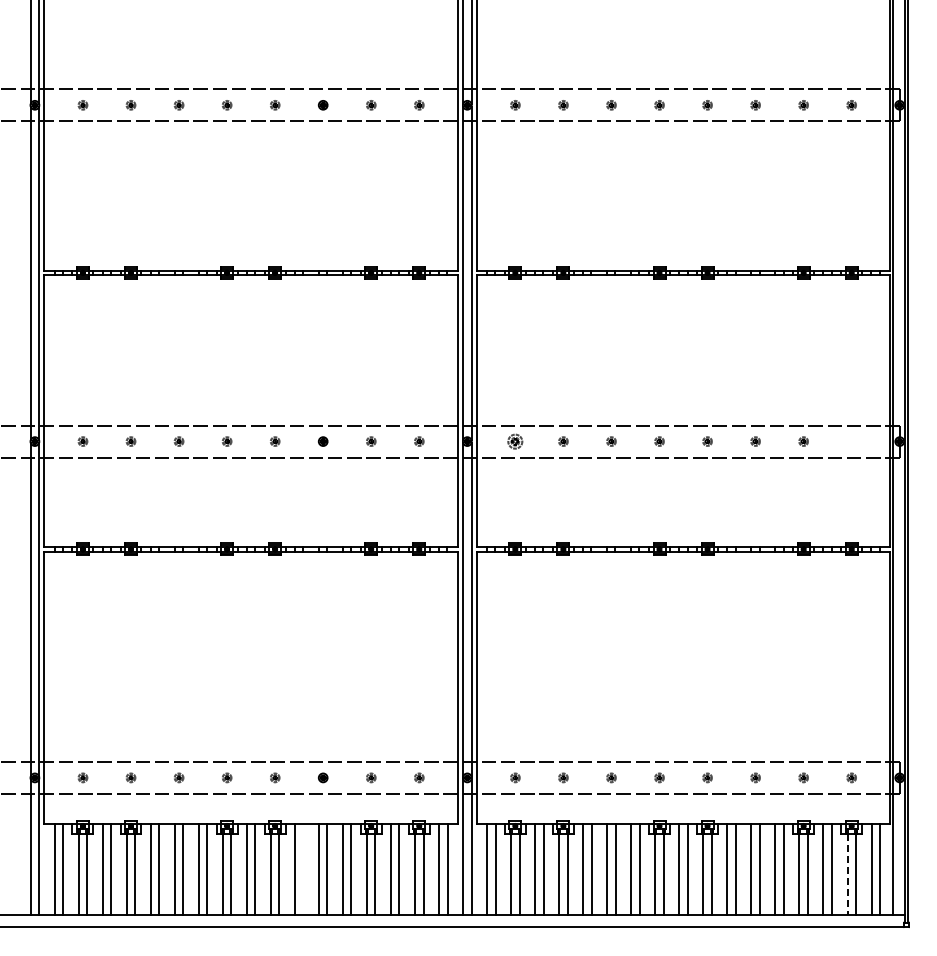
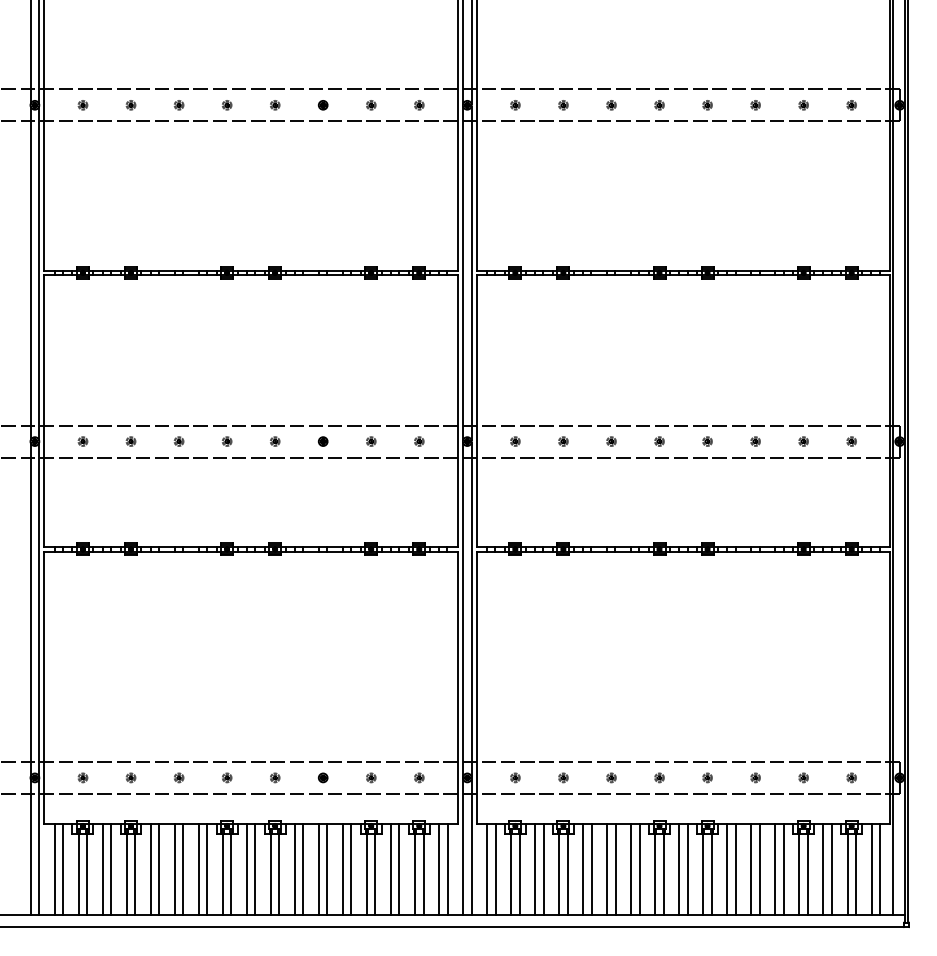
part size: 17x17 px -> 11x11 px (515, 441)
part: none -> present (851, 441)
line: none -> present (303, 868)
line: dashed -> solid (847, 875)
